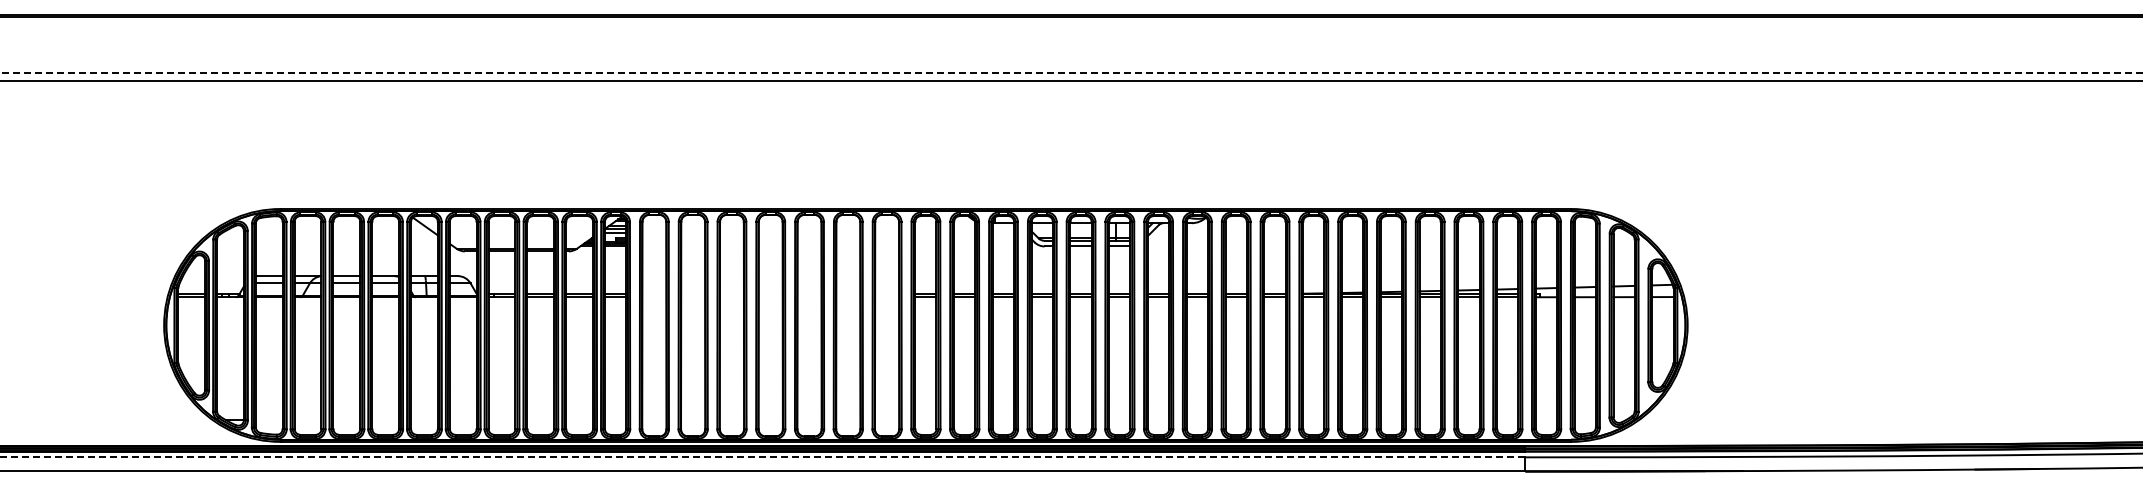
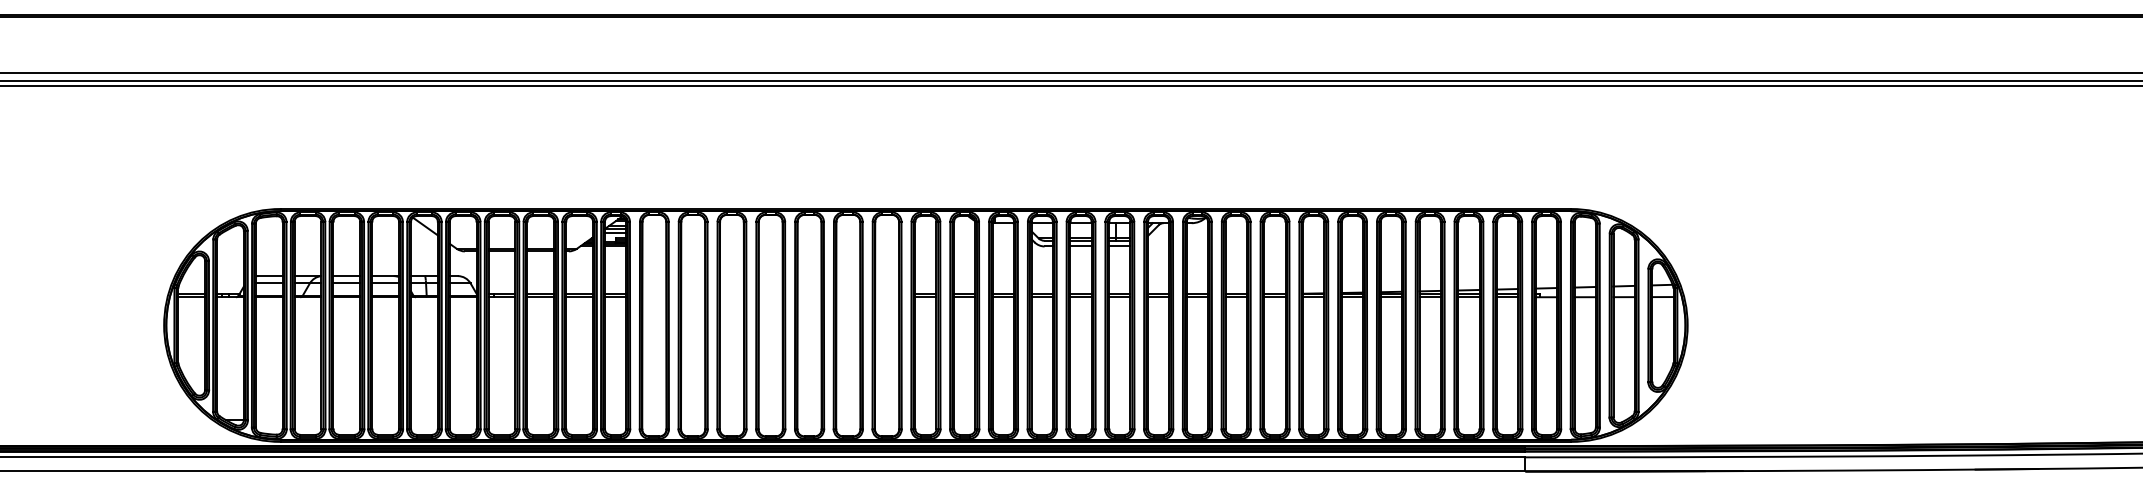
line: dashed -> solid (1072, 73)
line: none -> present (1070, 85)
line: dashed -> solid (762, 457)
